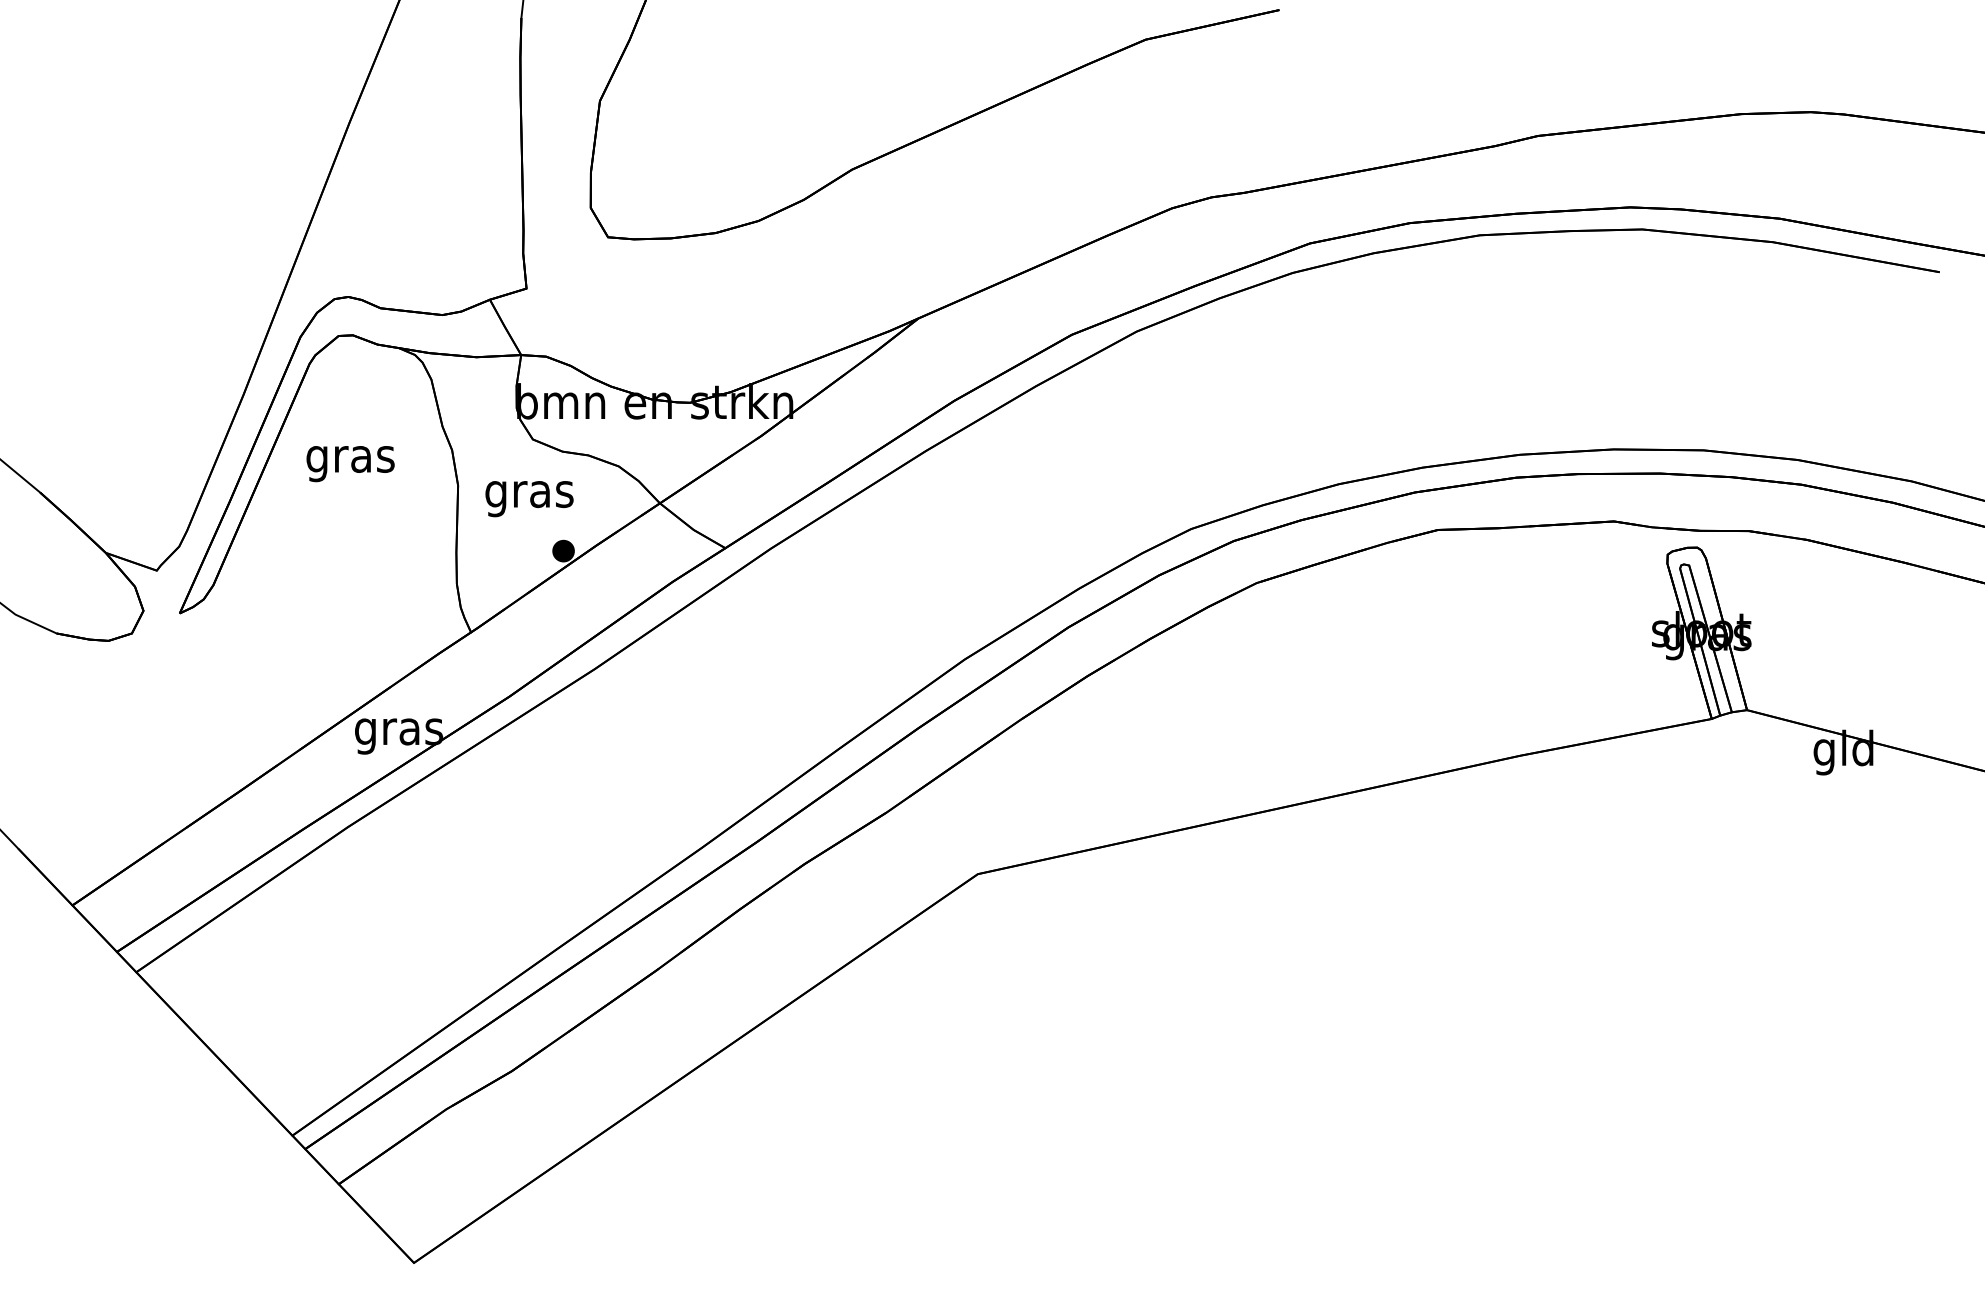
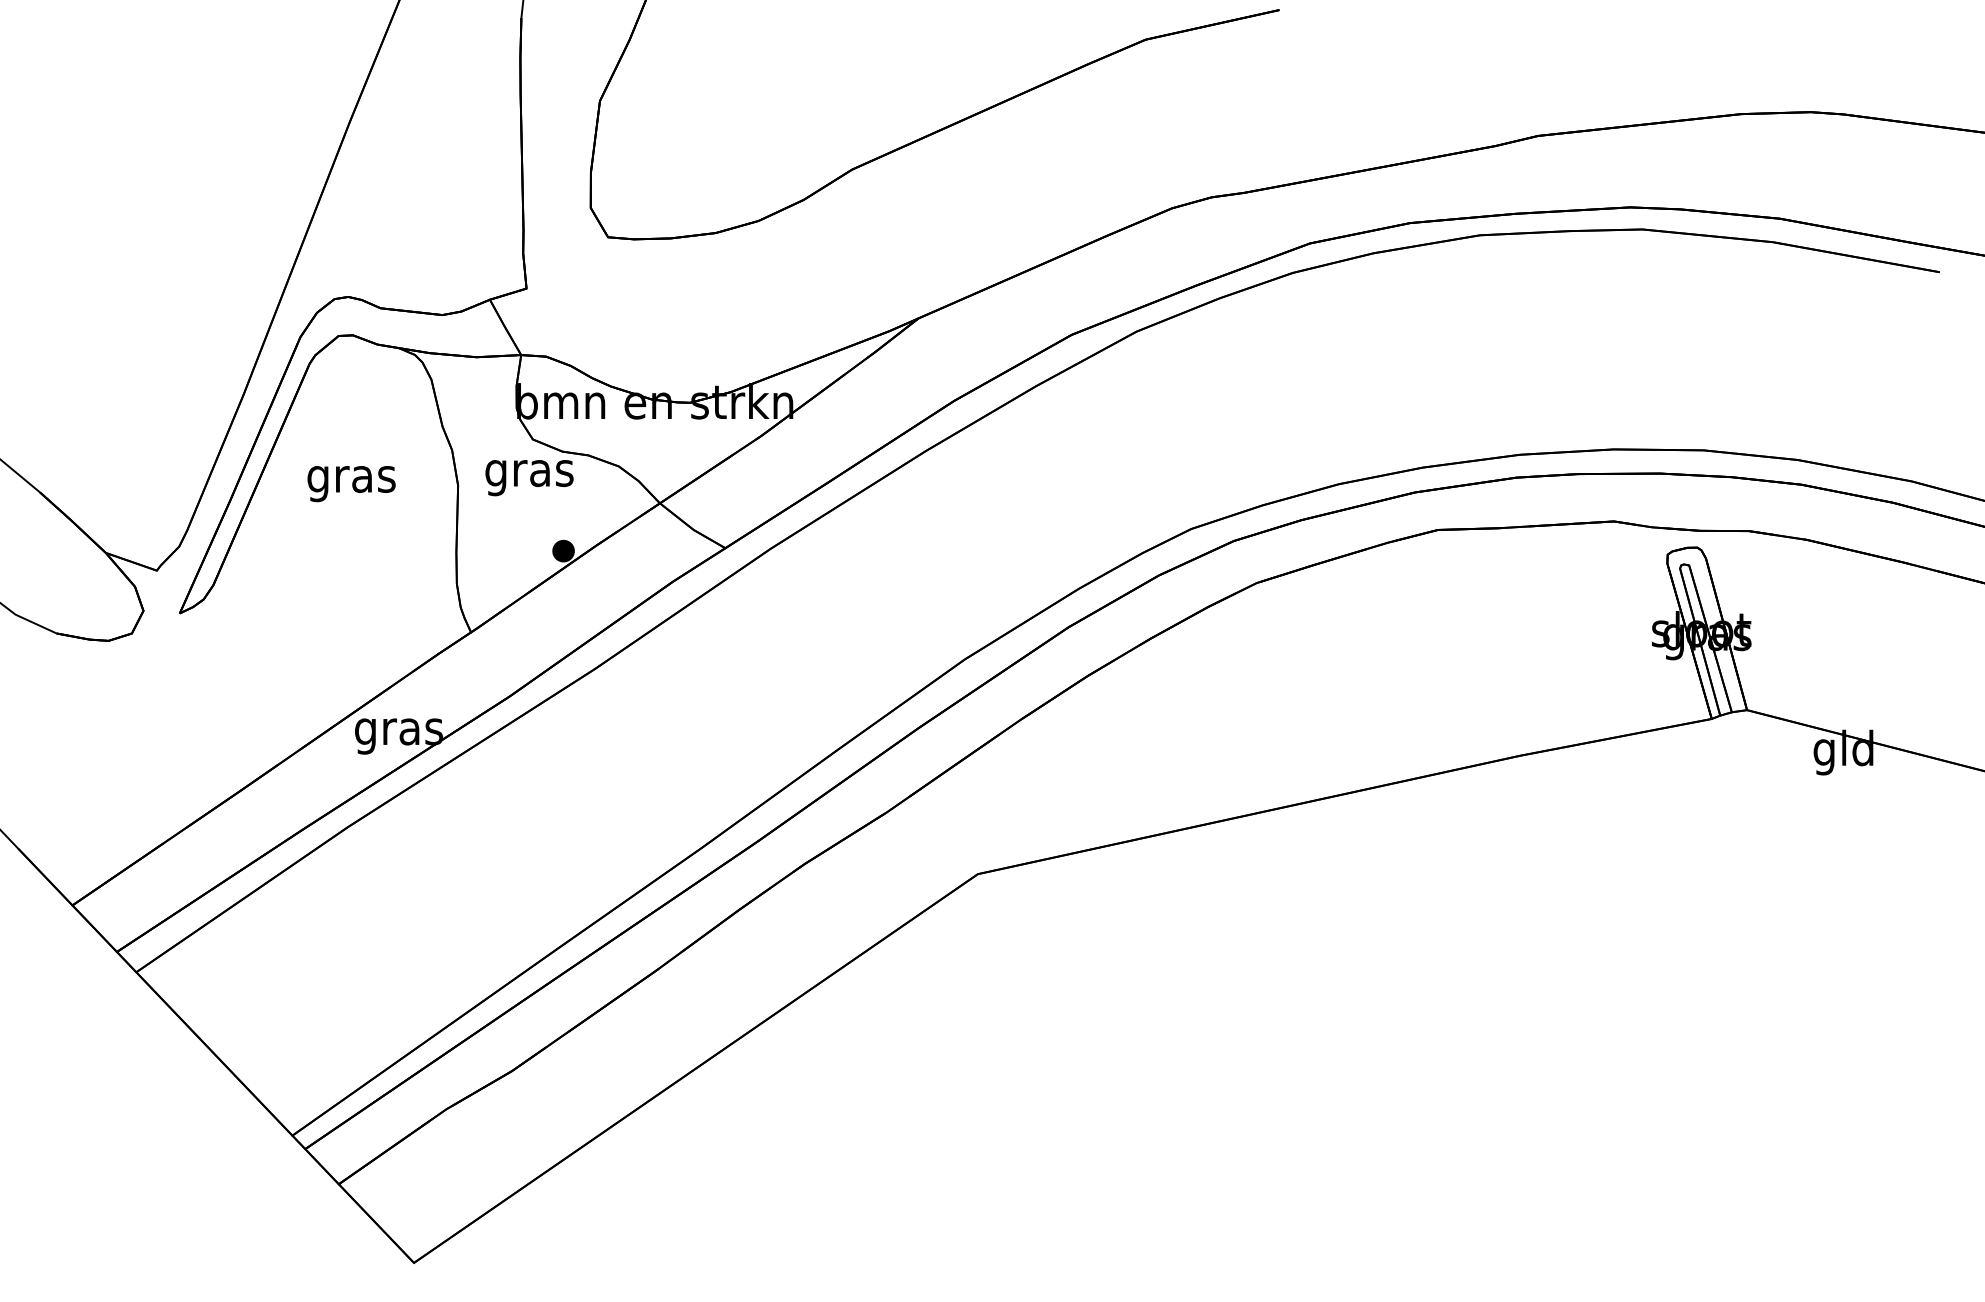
text position: (350, 464) -> (351, 484) (351, 484)
text position: (529, 499) -> (529, 478) (529, 478)
